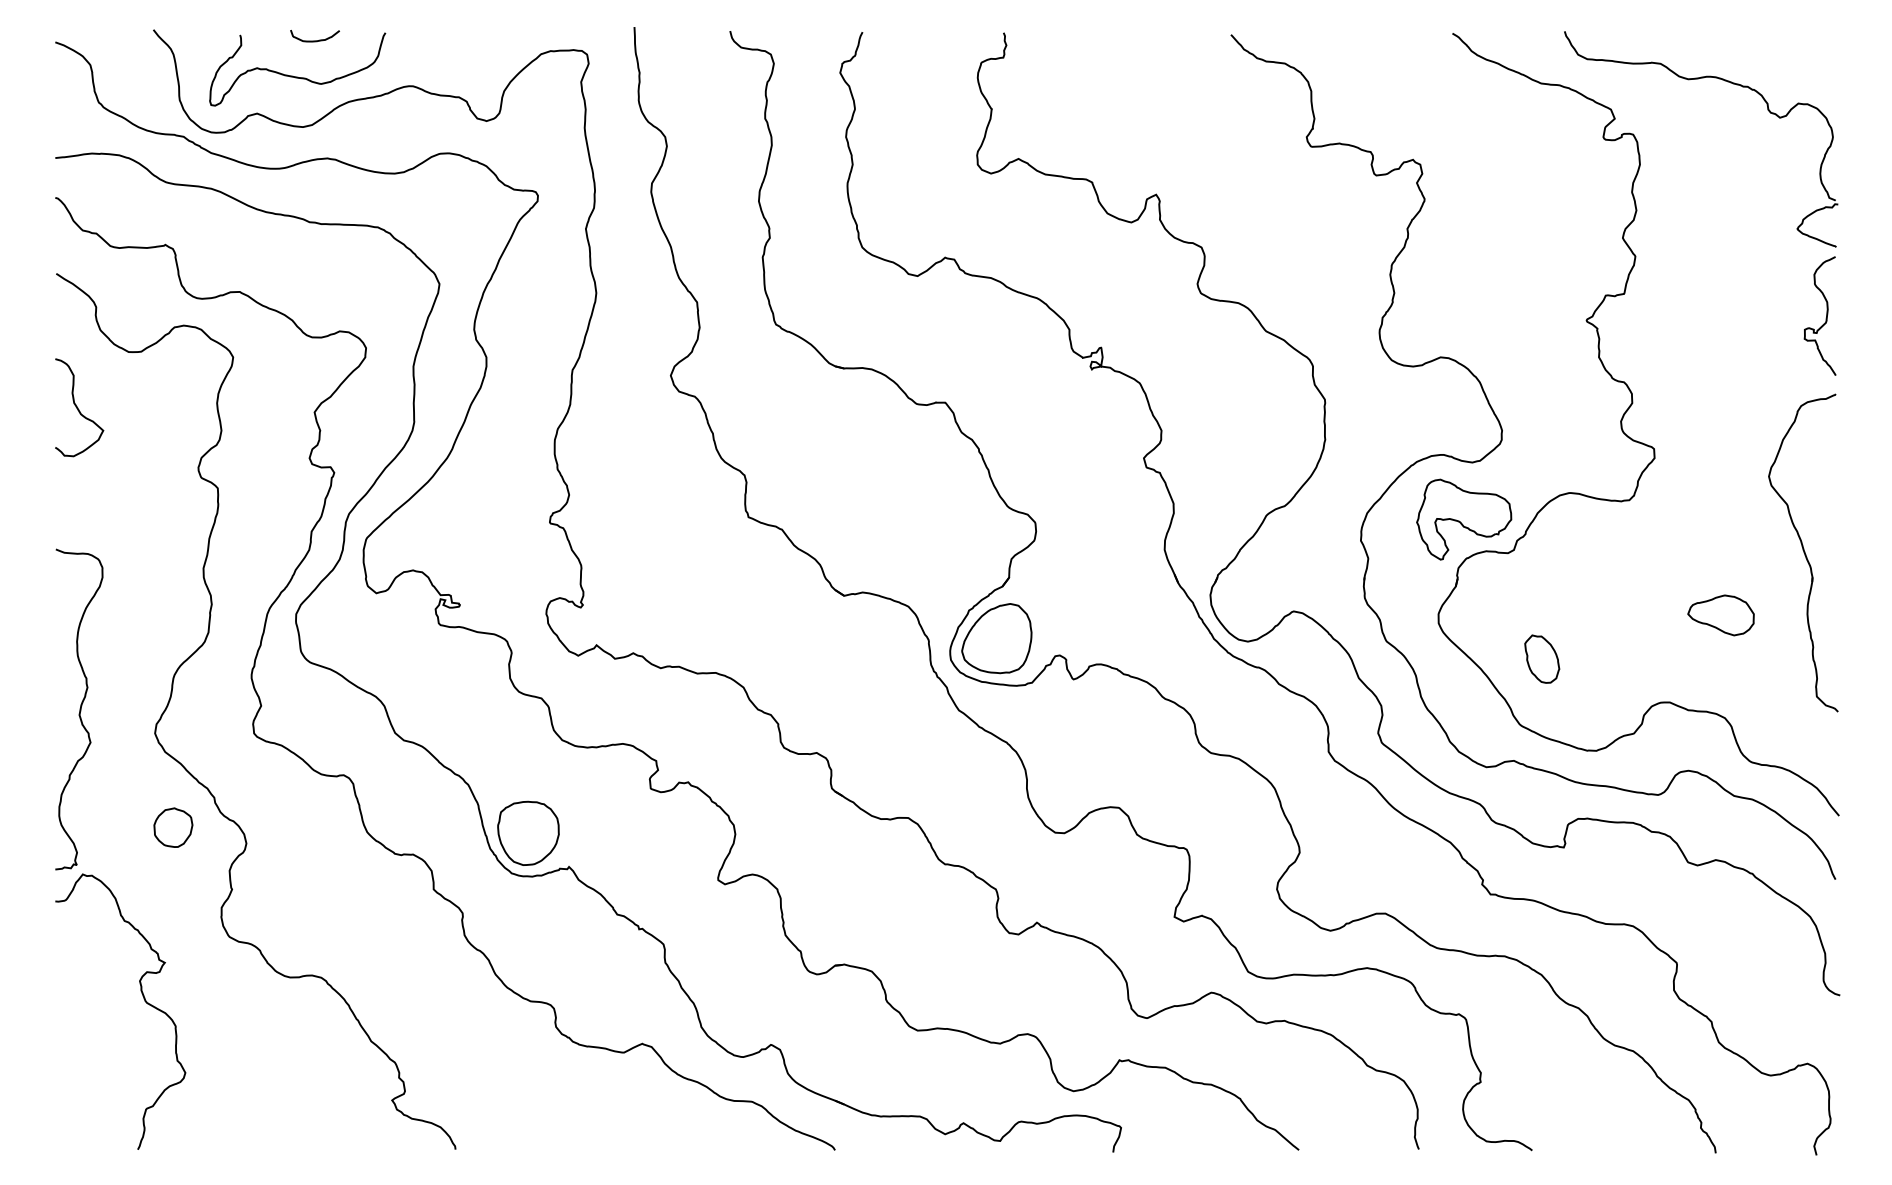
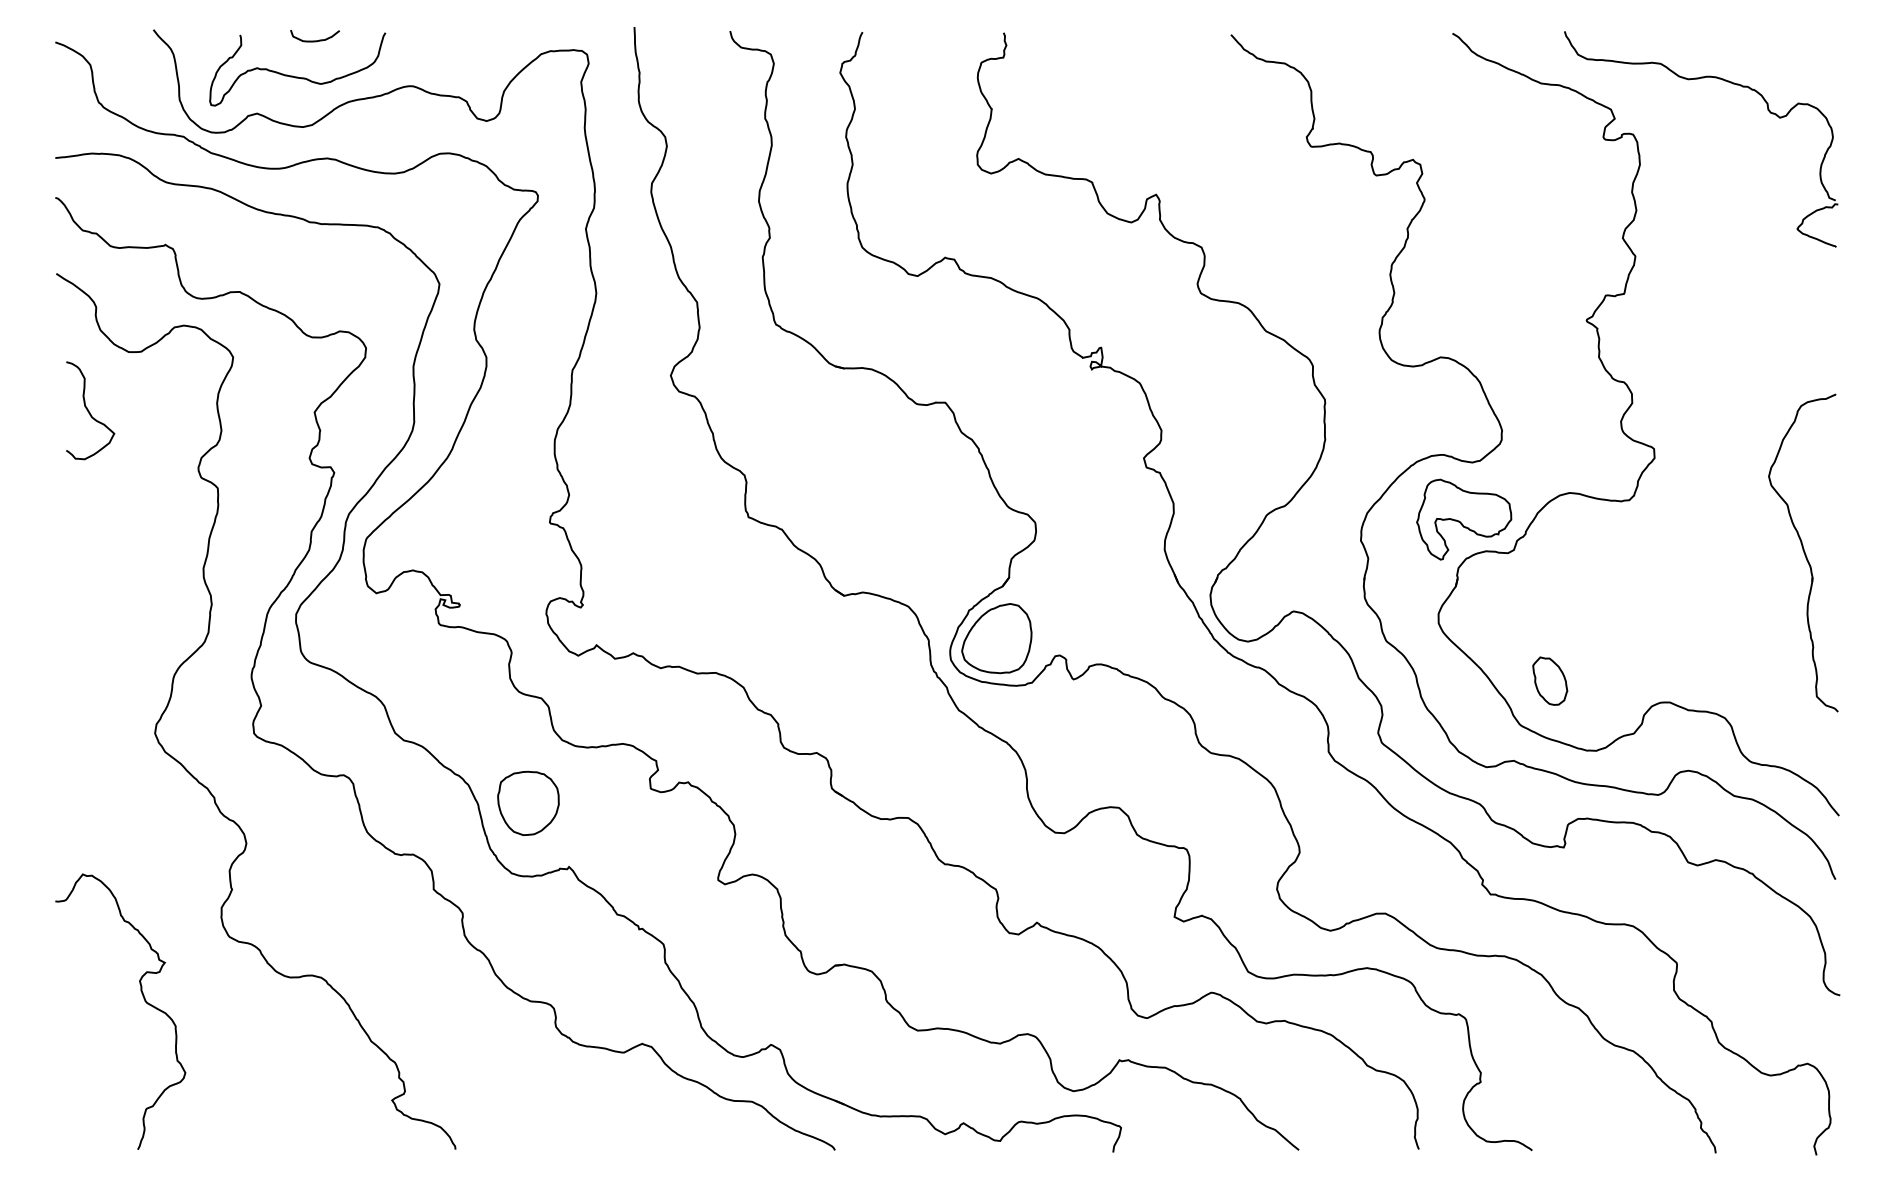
curve: present -> none (1825, 318)
curve position: (78, 407) -> (89, 410) (89, 410)
part: present -> none (1720, 615)
part position: (1542, 658) -> (1550, 680) (1550, 680)
curve: present -> none (79, 709)
part: present -> none (173, 827)
part position: (528, 832) -> (528, 802) (528, 802)
